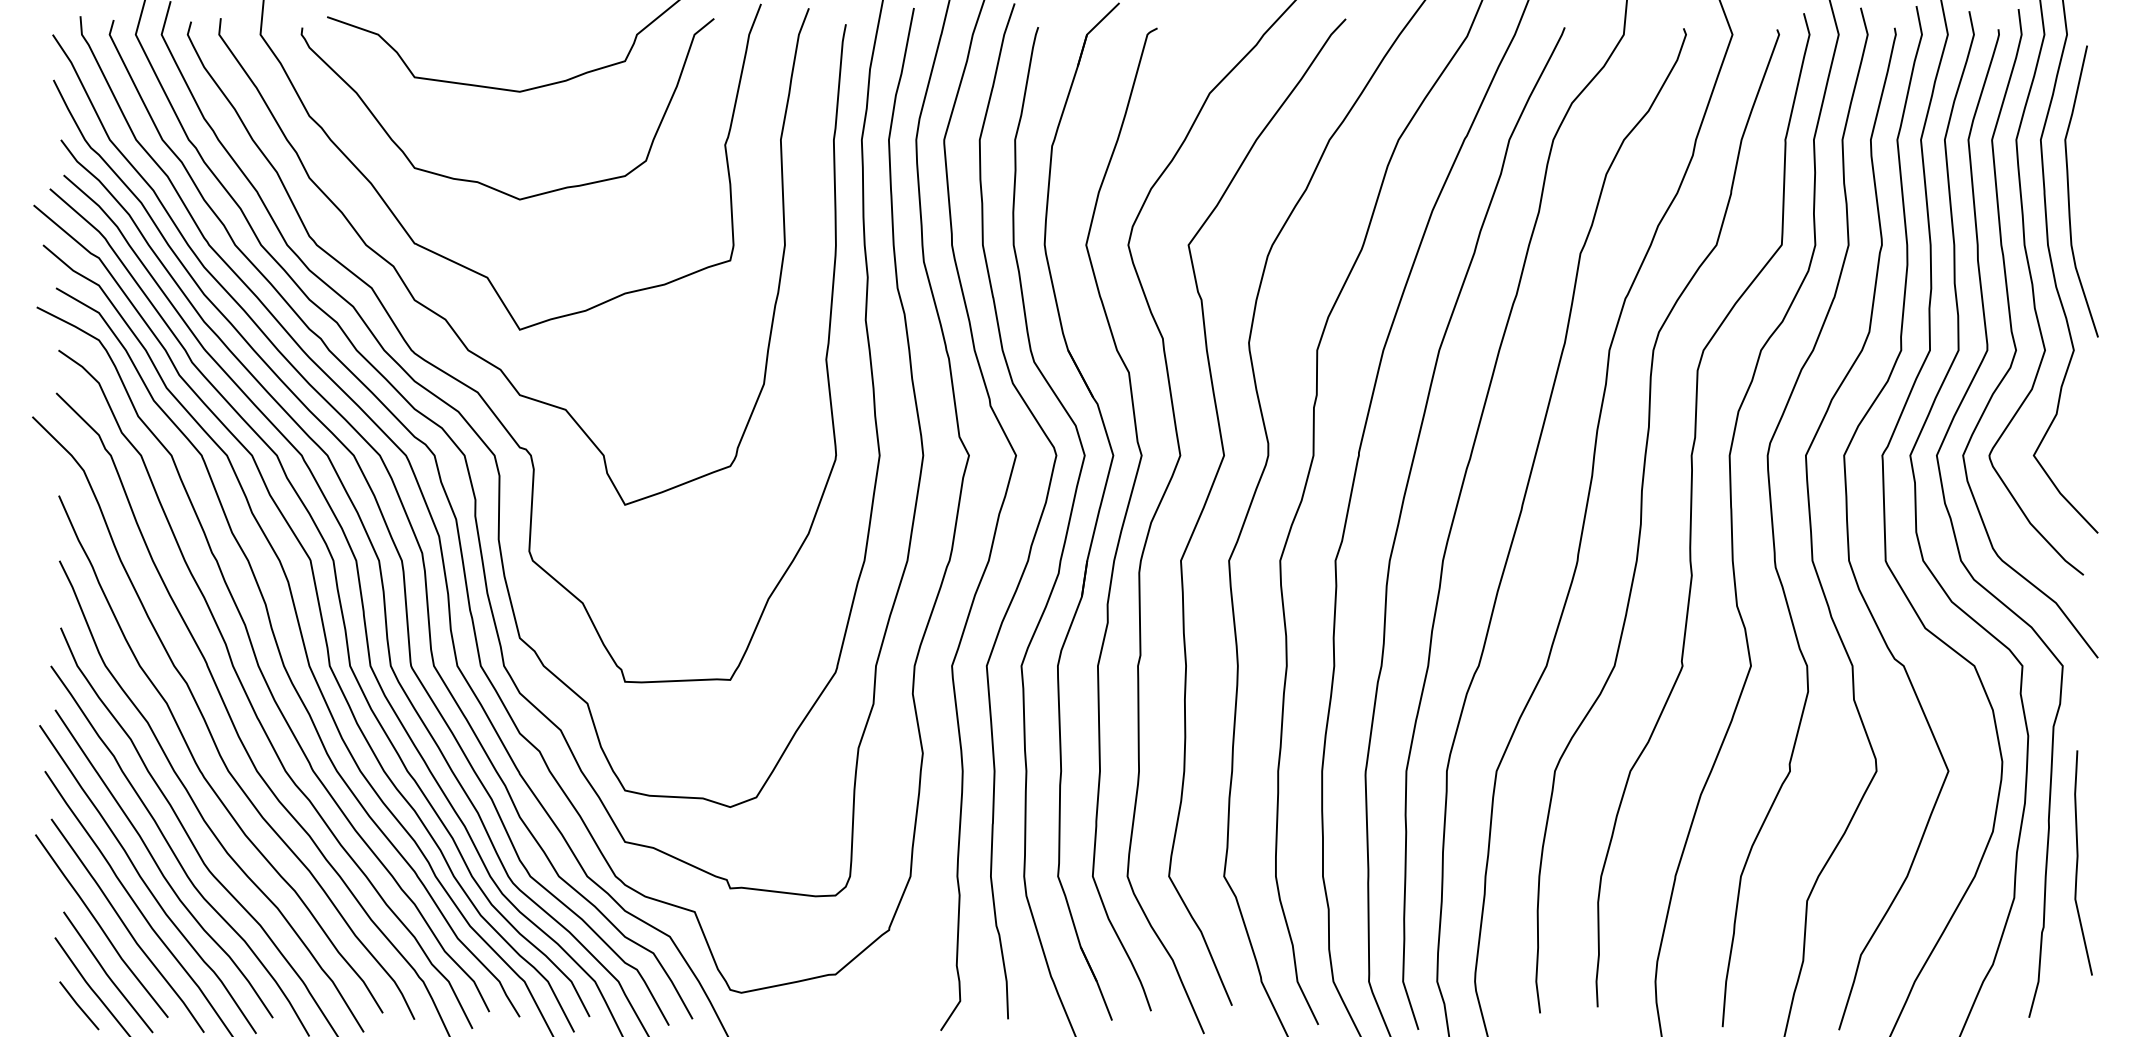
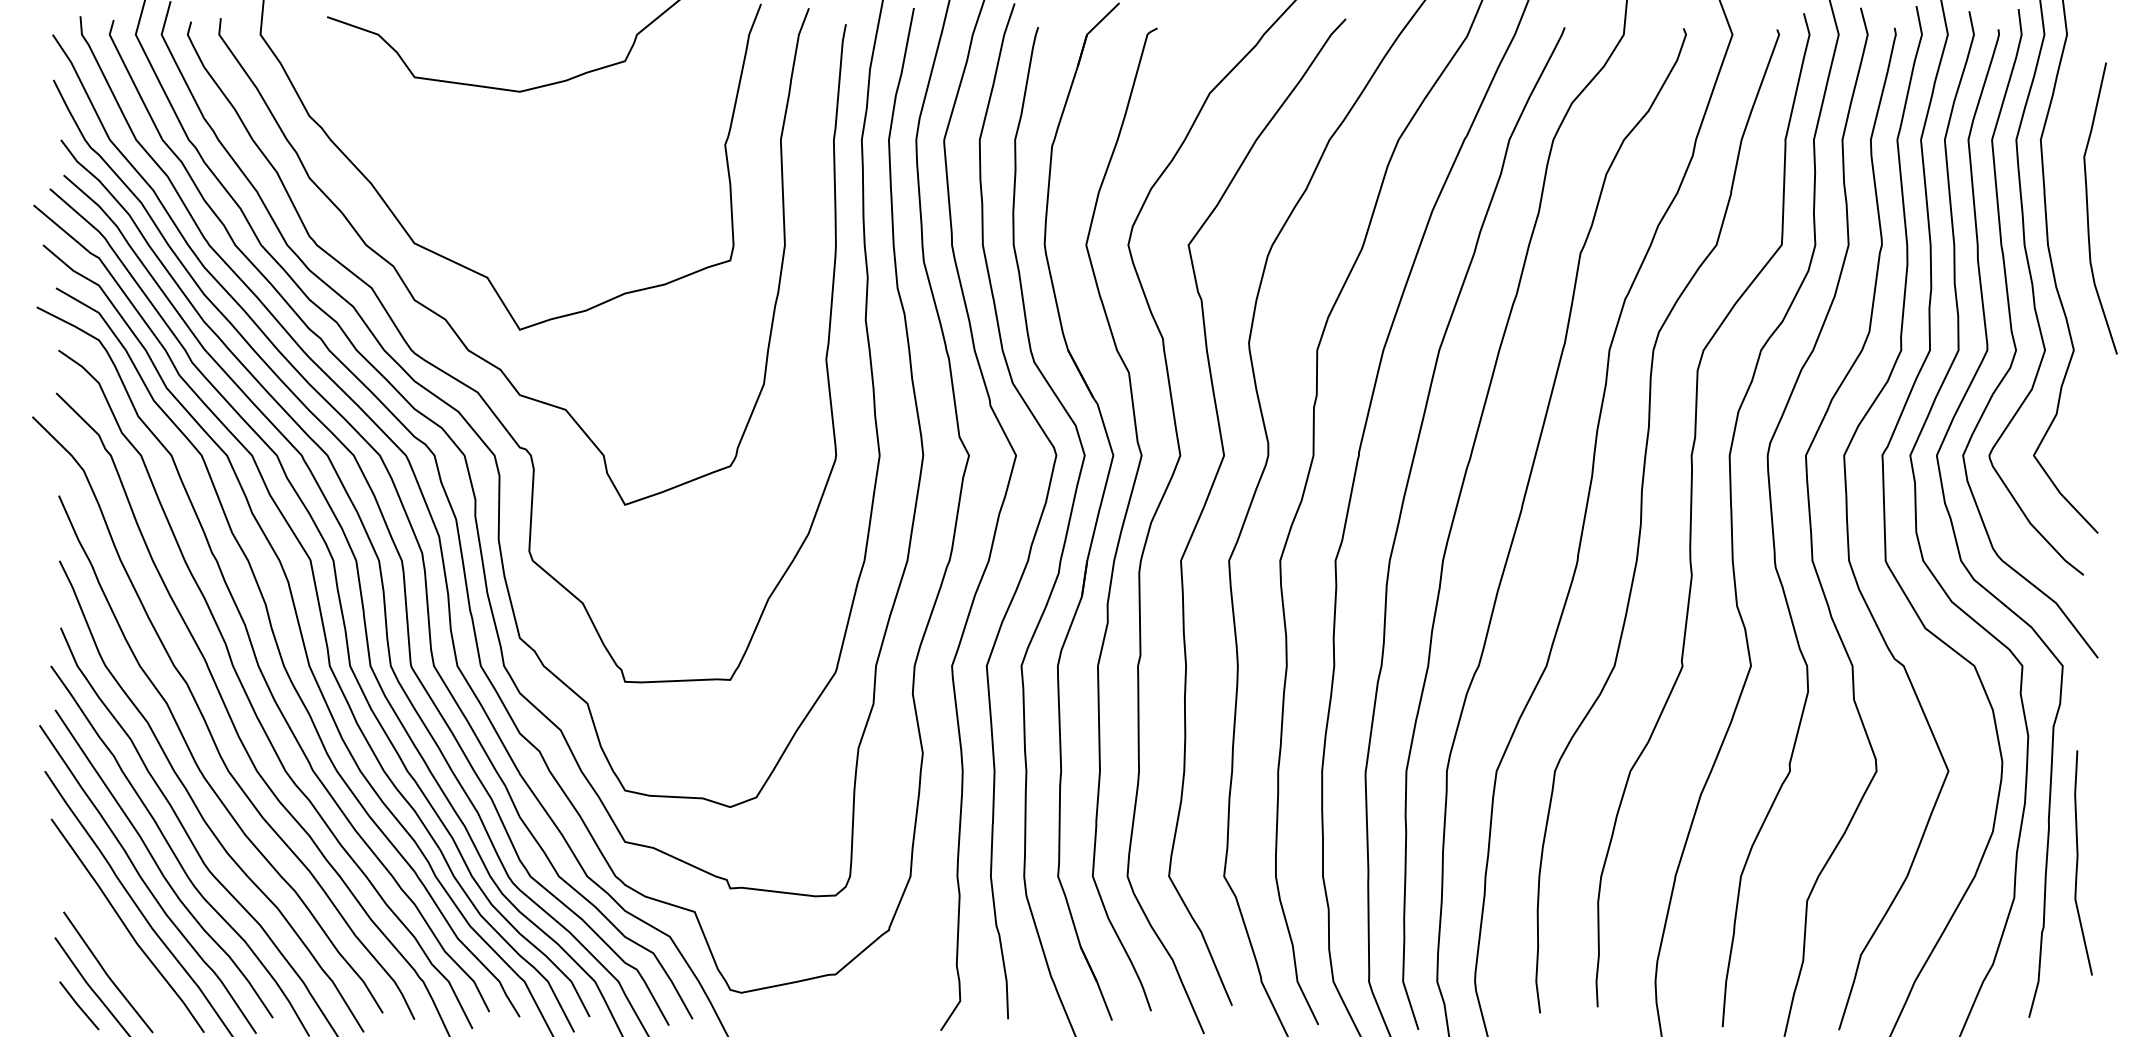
curve: present -> none (481, 182)
curve position: (2069, 191) -> (2088, 208) (2088, 208)
curve: present -> none (100, 925)
